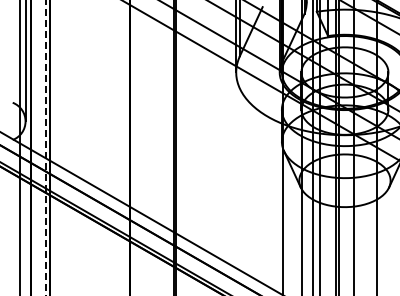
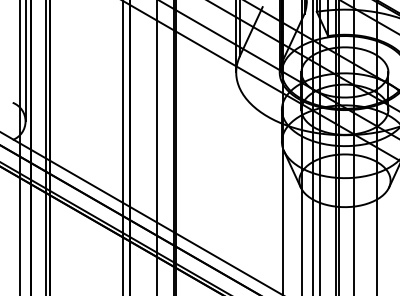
line: dashed -> solid (45, 147)
line: none -> present (123, 147)
line: none -> present (157, 147)
